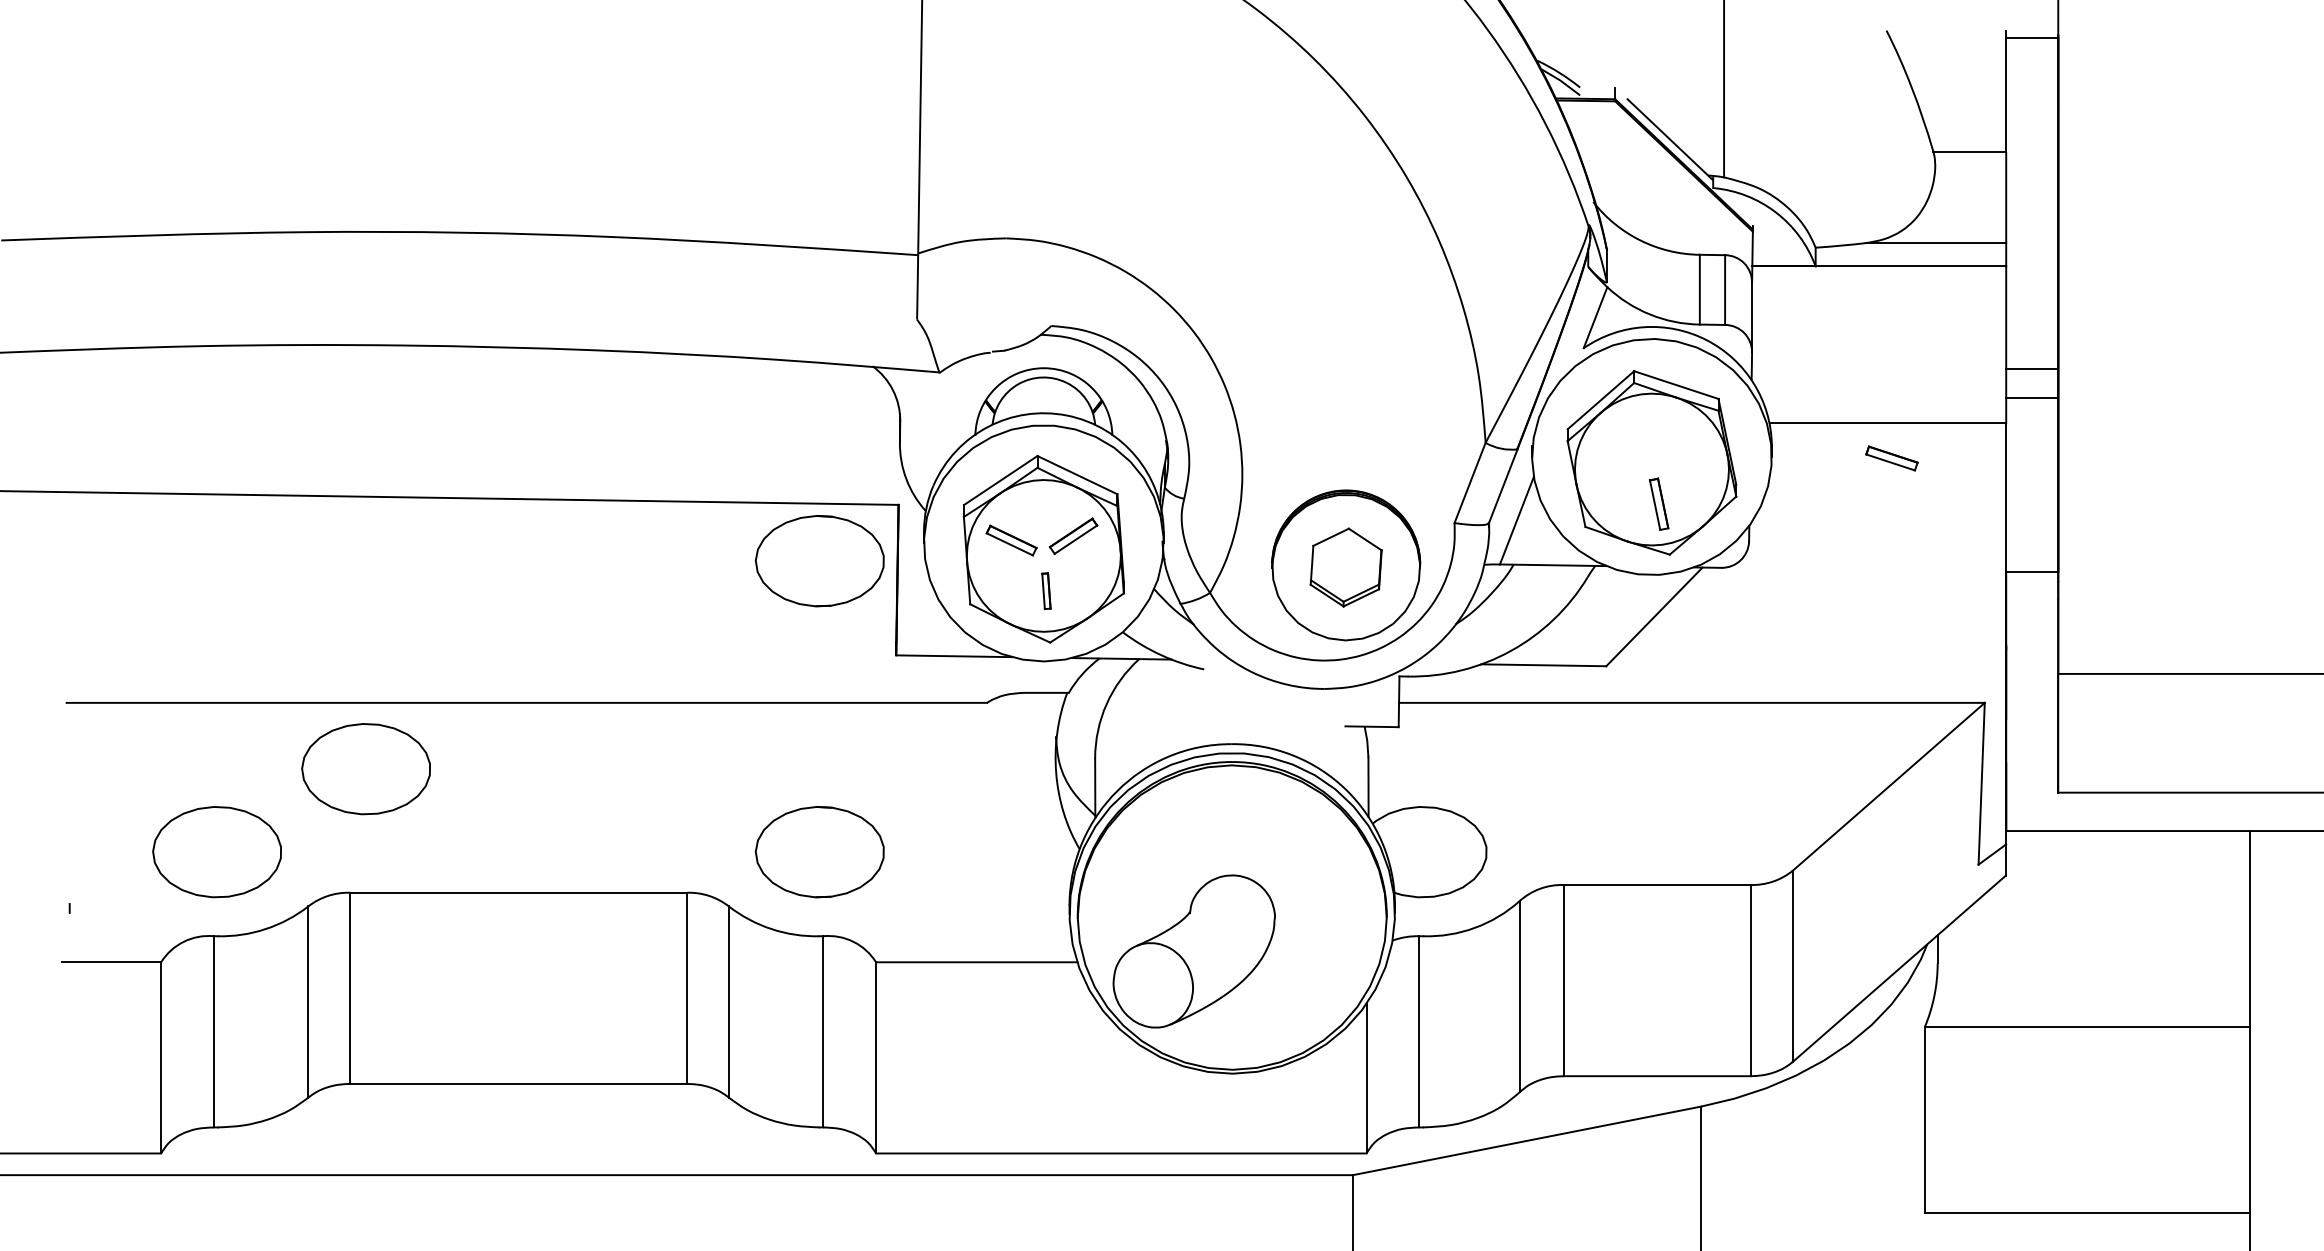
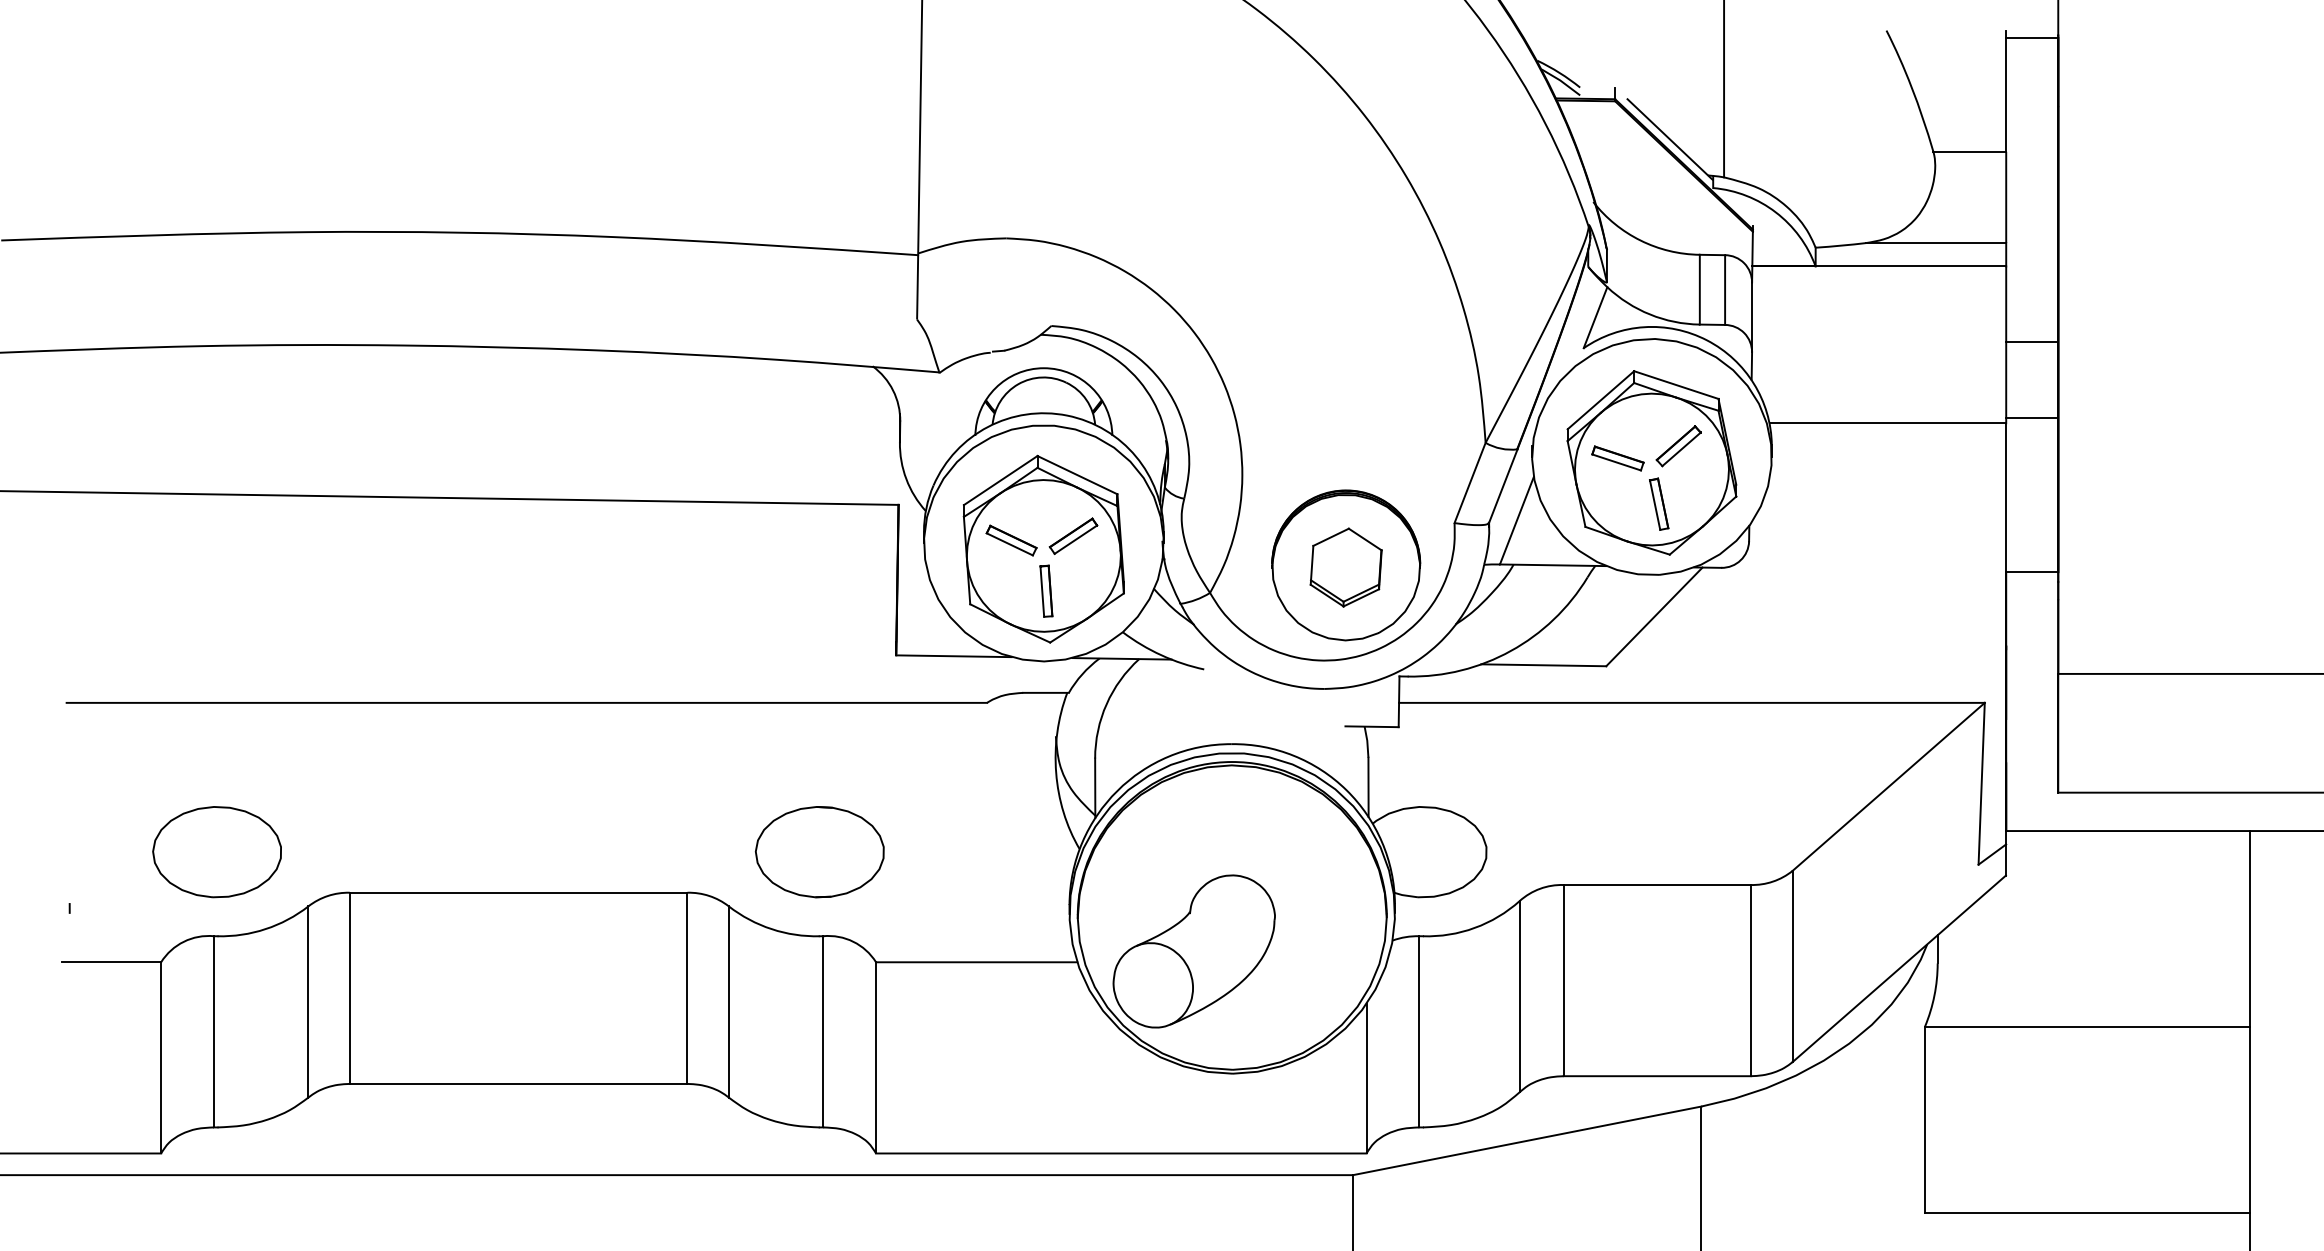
line position: (2032, 368) -> (2032, 341) (2032, 341)
line position: (2032, 398) -> (2032, 418) (2032, 418)
part: none -> present (1678, 446)
part position: (1891, 458) -> (1617, 458) (1617, 458)
part: present -> none (819, 561)
part size: 11x39 px -> 15x54 px (1046, 590)
part: present -> none (365, 769)
